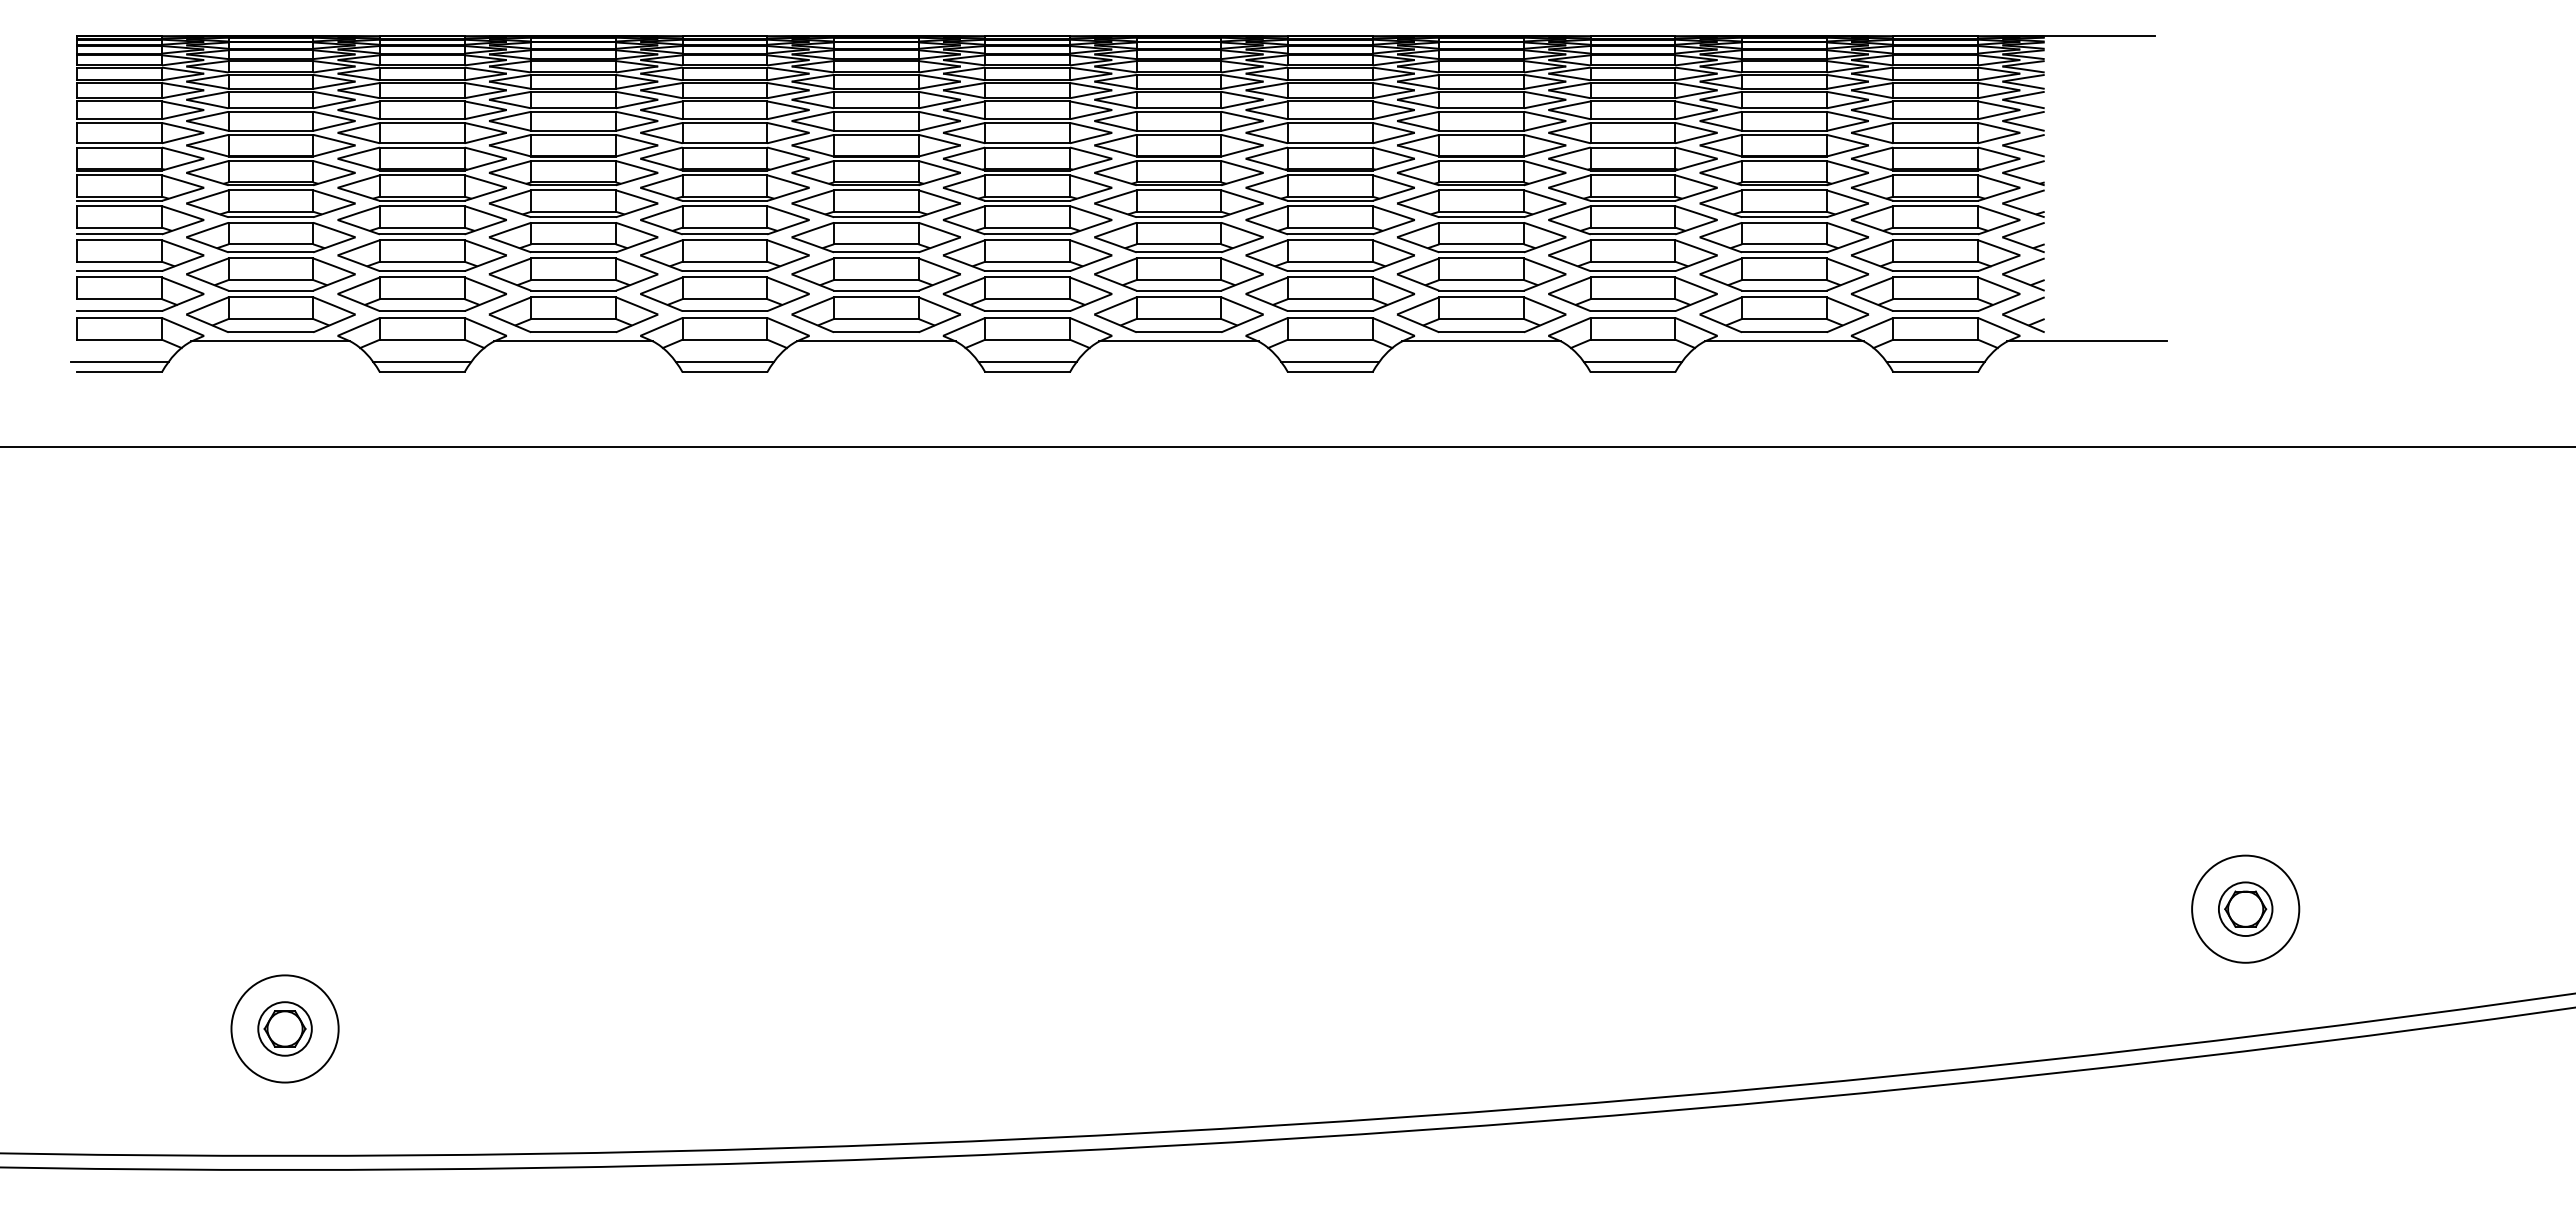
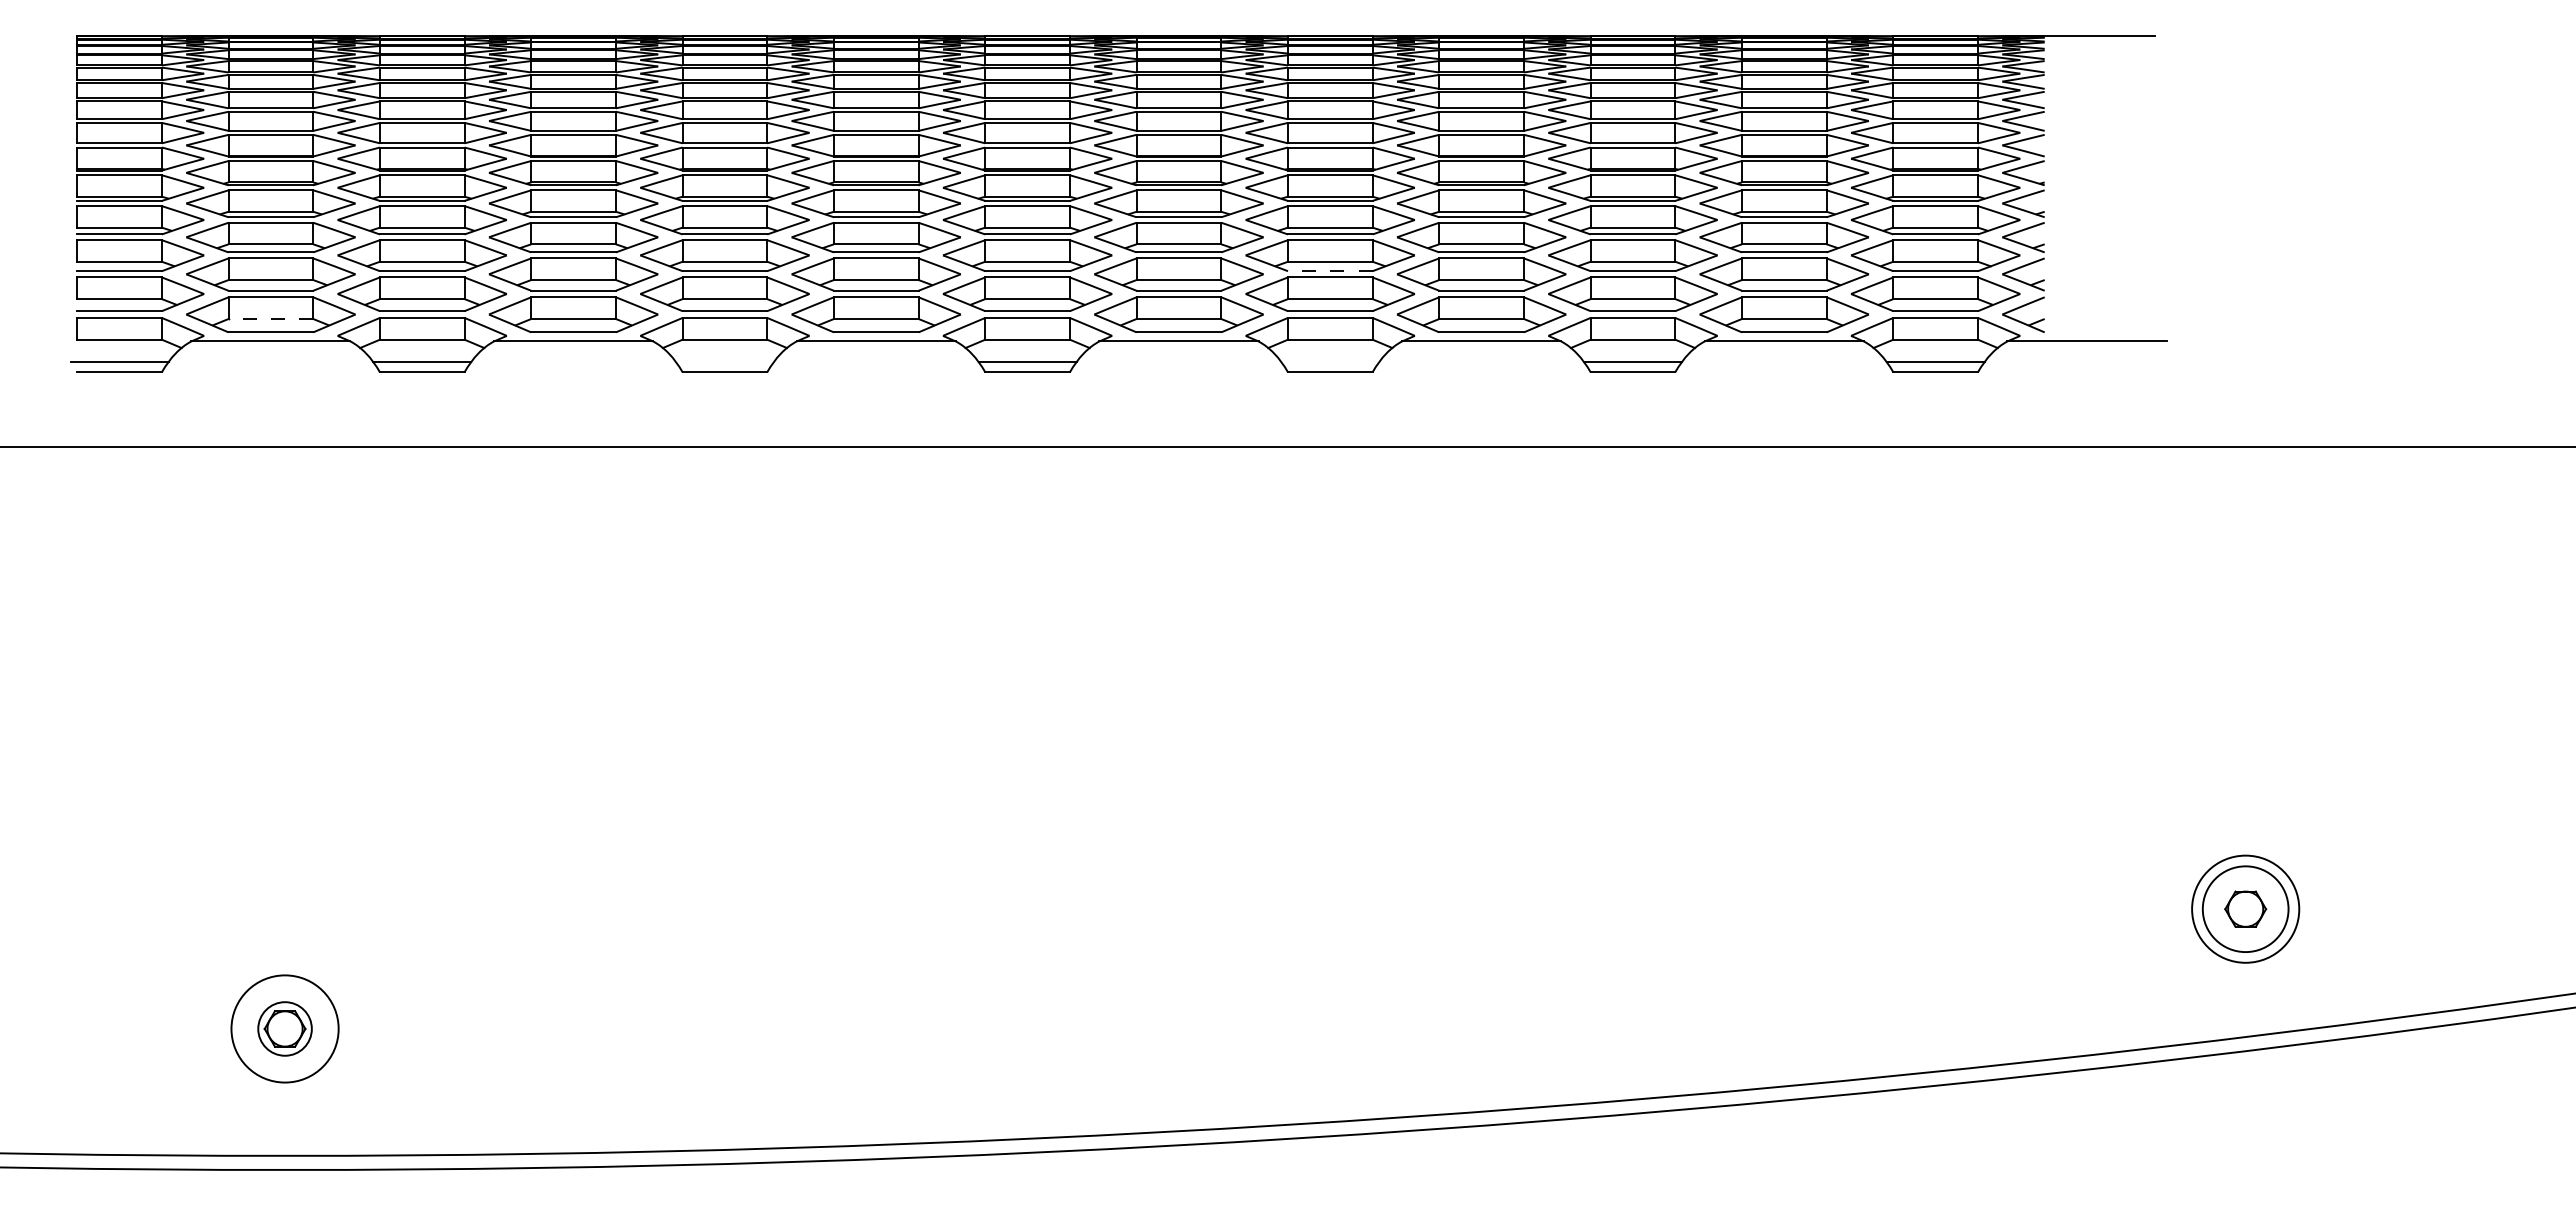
line: solid -> dashed (1329, 271)
line: solid -> dashed (270, 319)
line: present -> none (724, 361)
line: present -> none (1330, 361)
circle diameter: 54 px -> 86 px (2245, 909)
